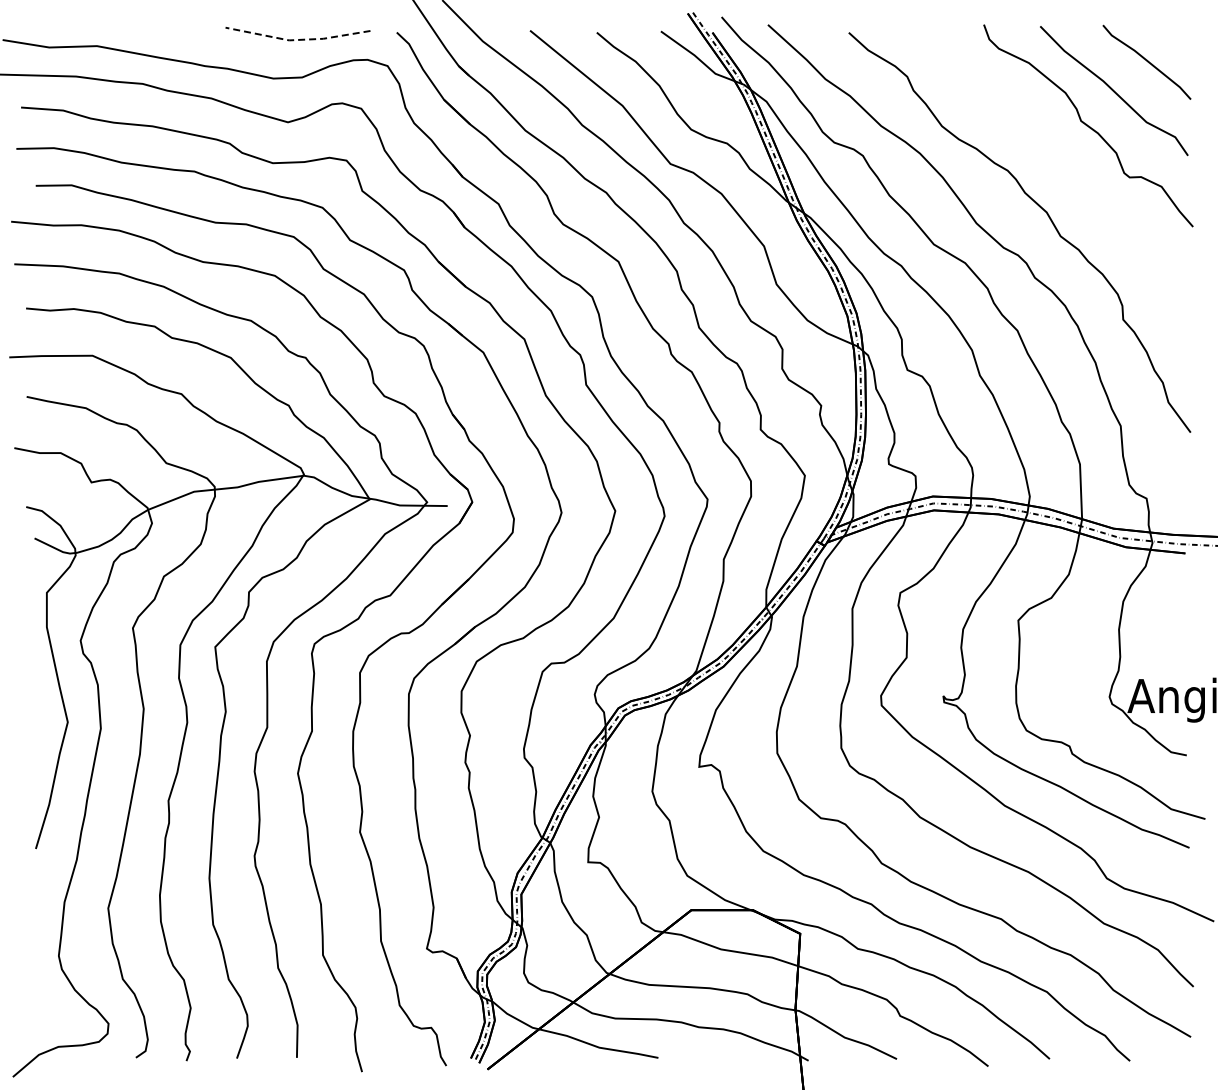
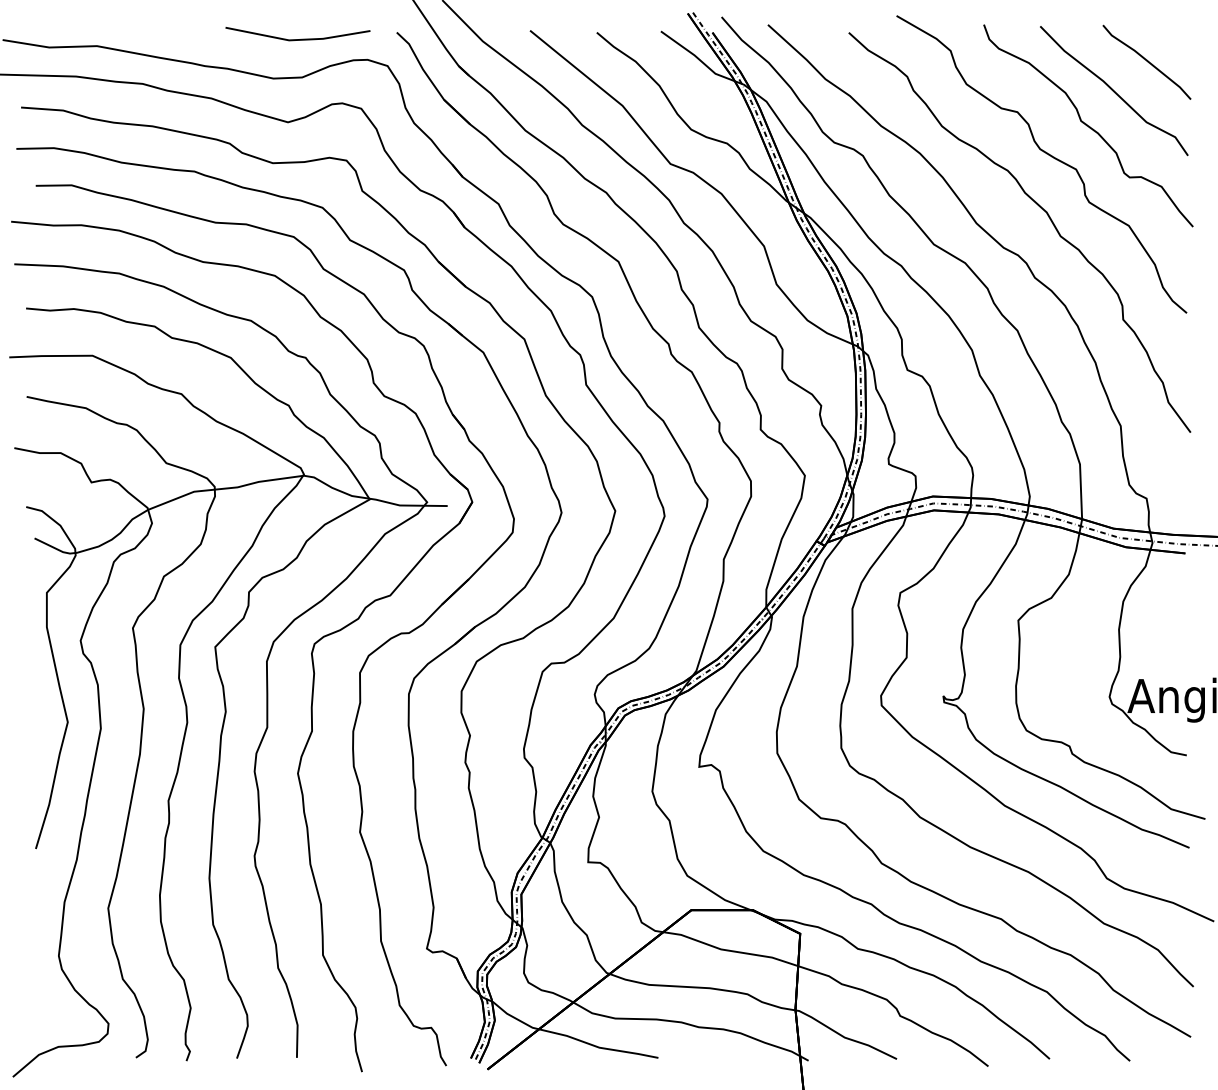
line: dashed -> solid (297, 39)
curve: none -> present (1046, 154)
